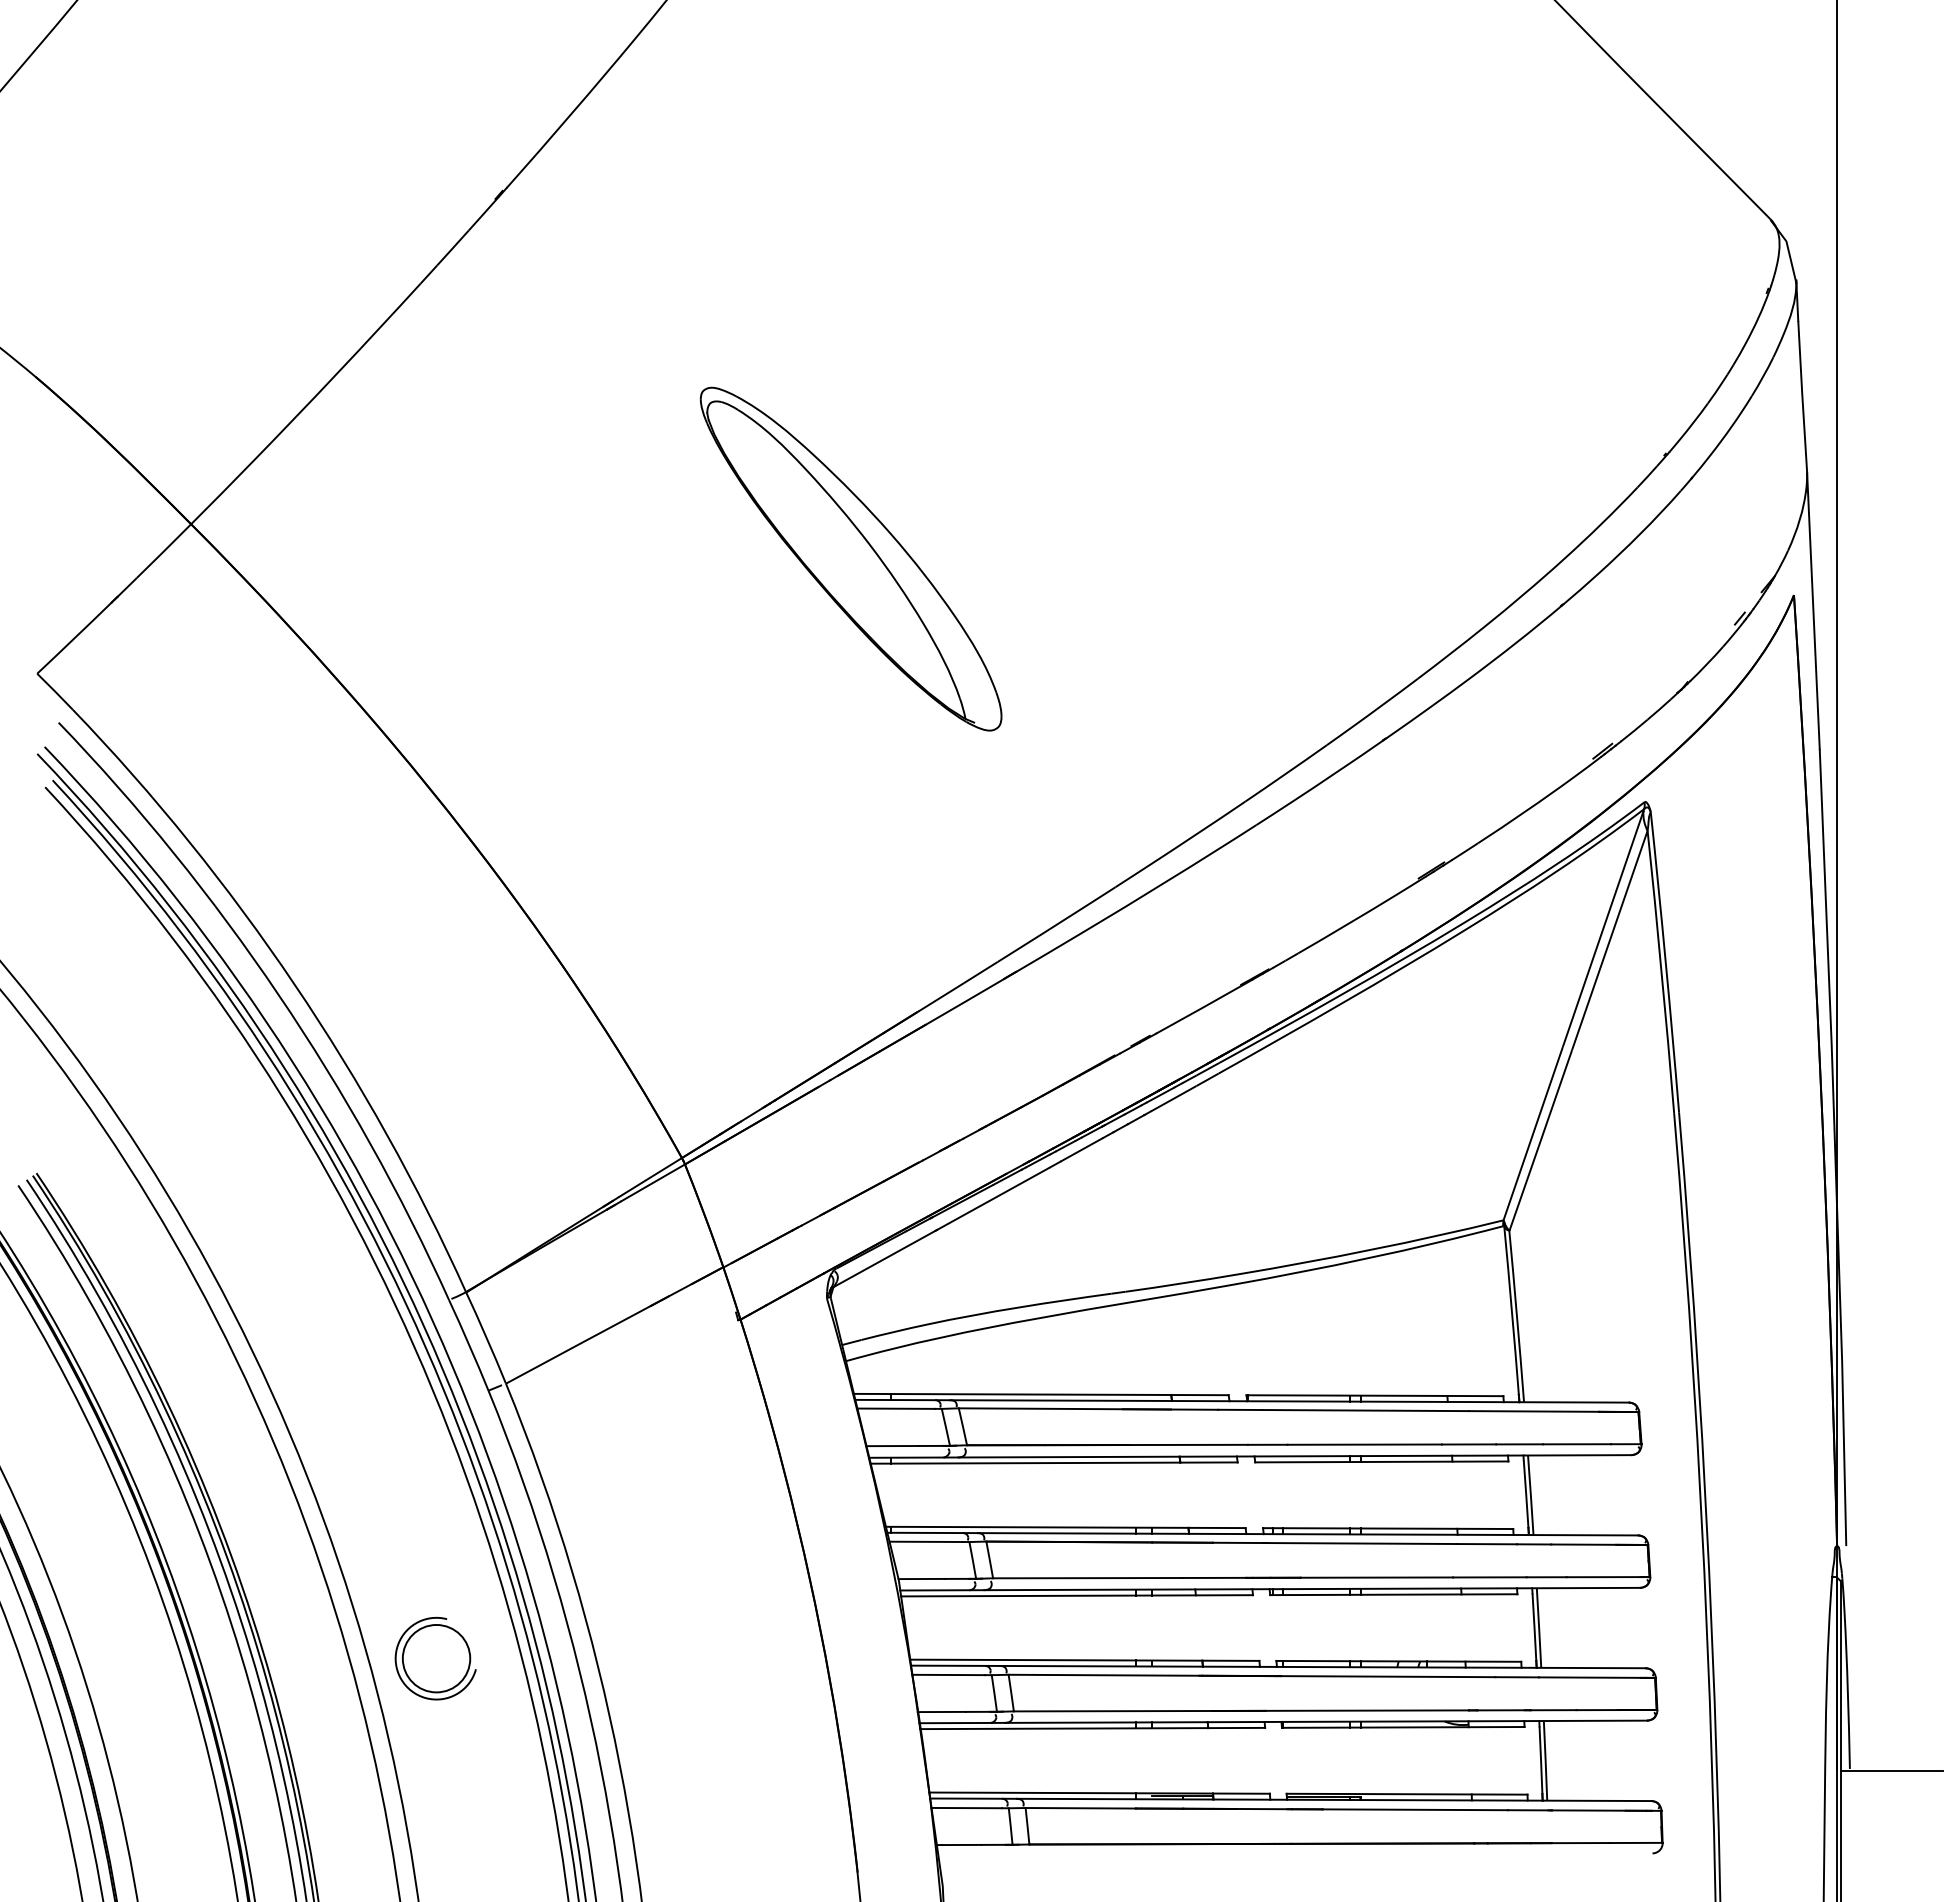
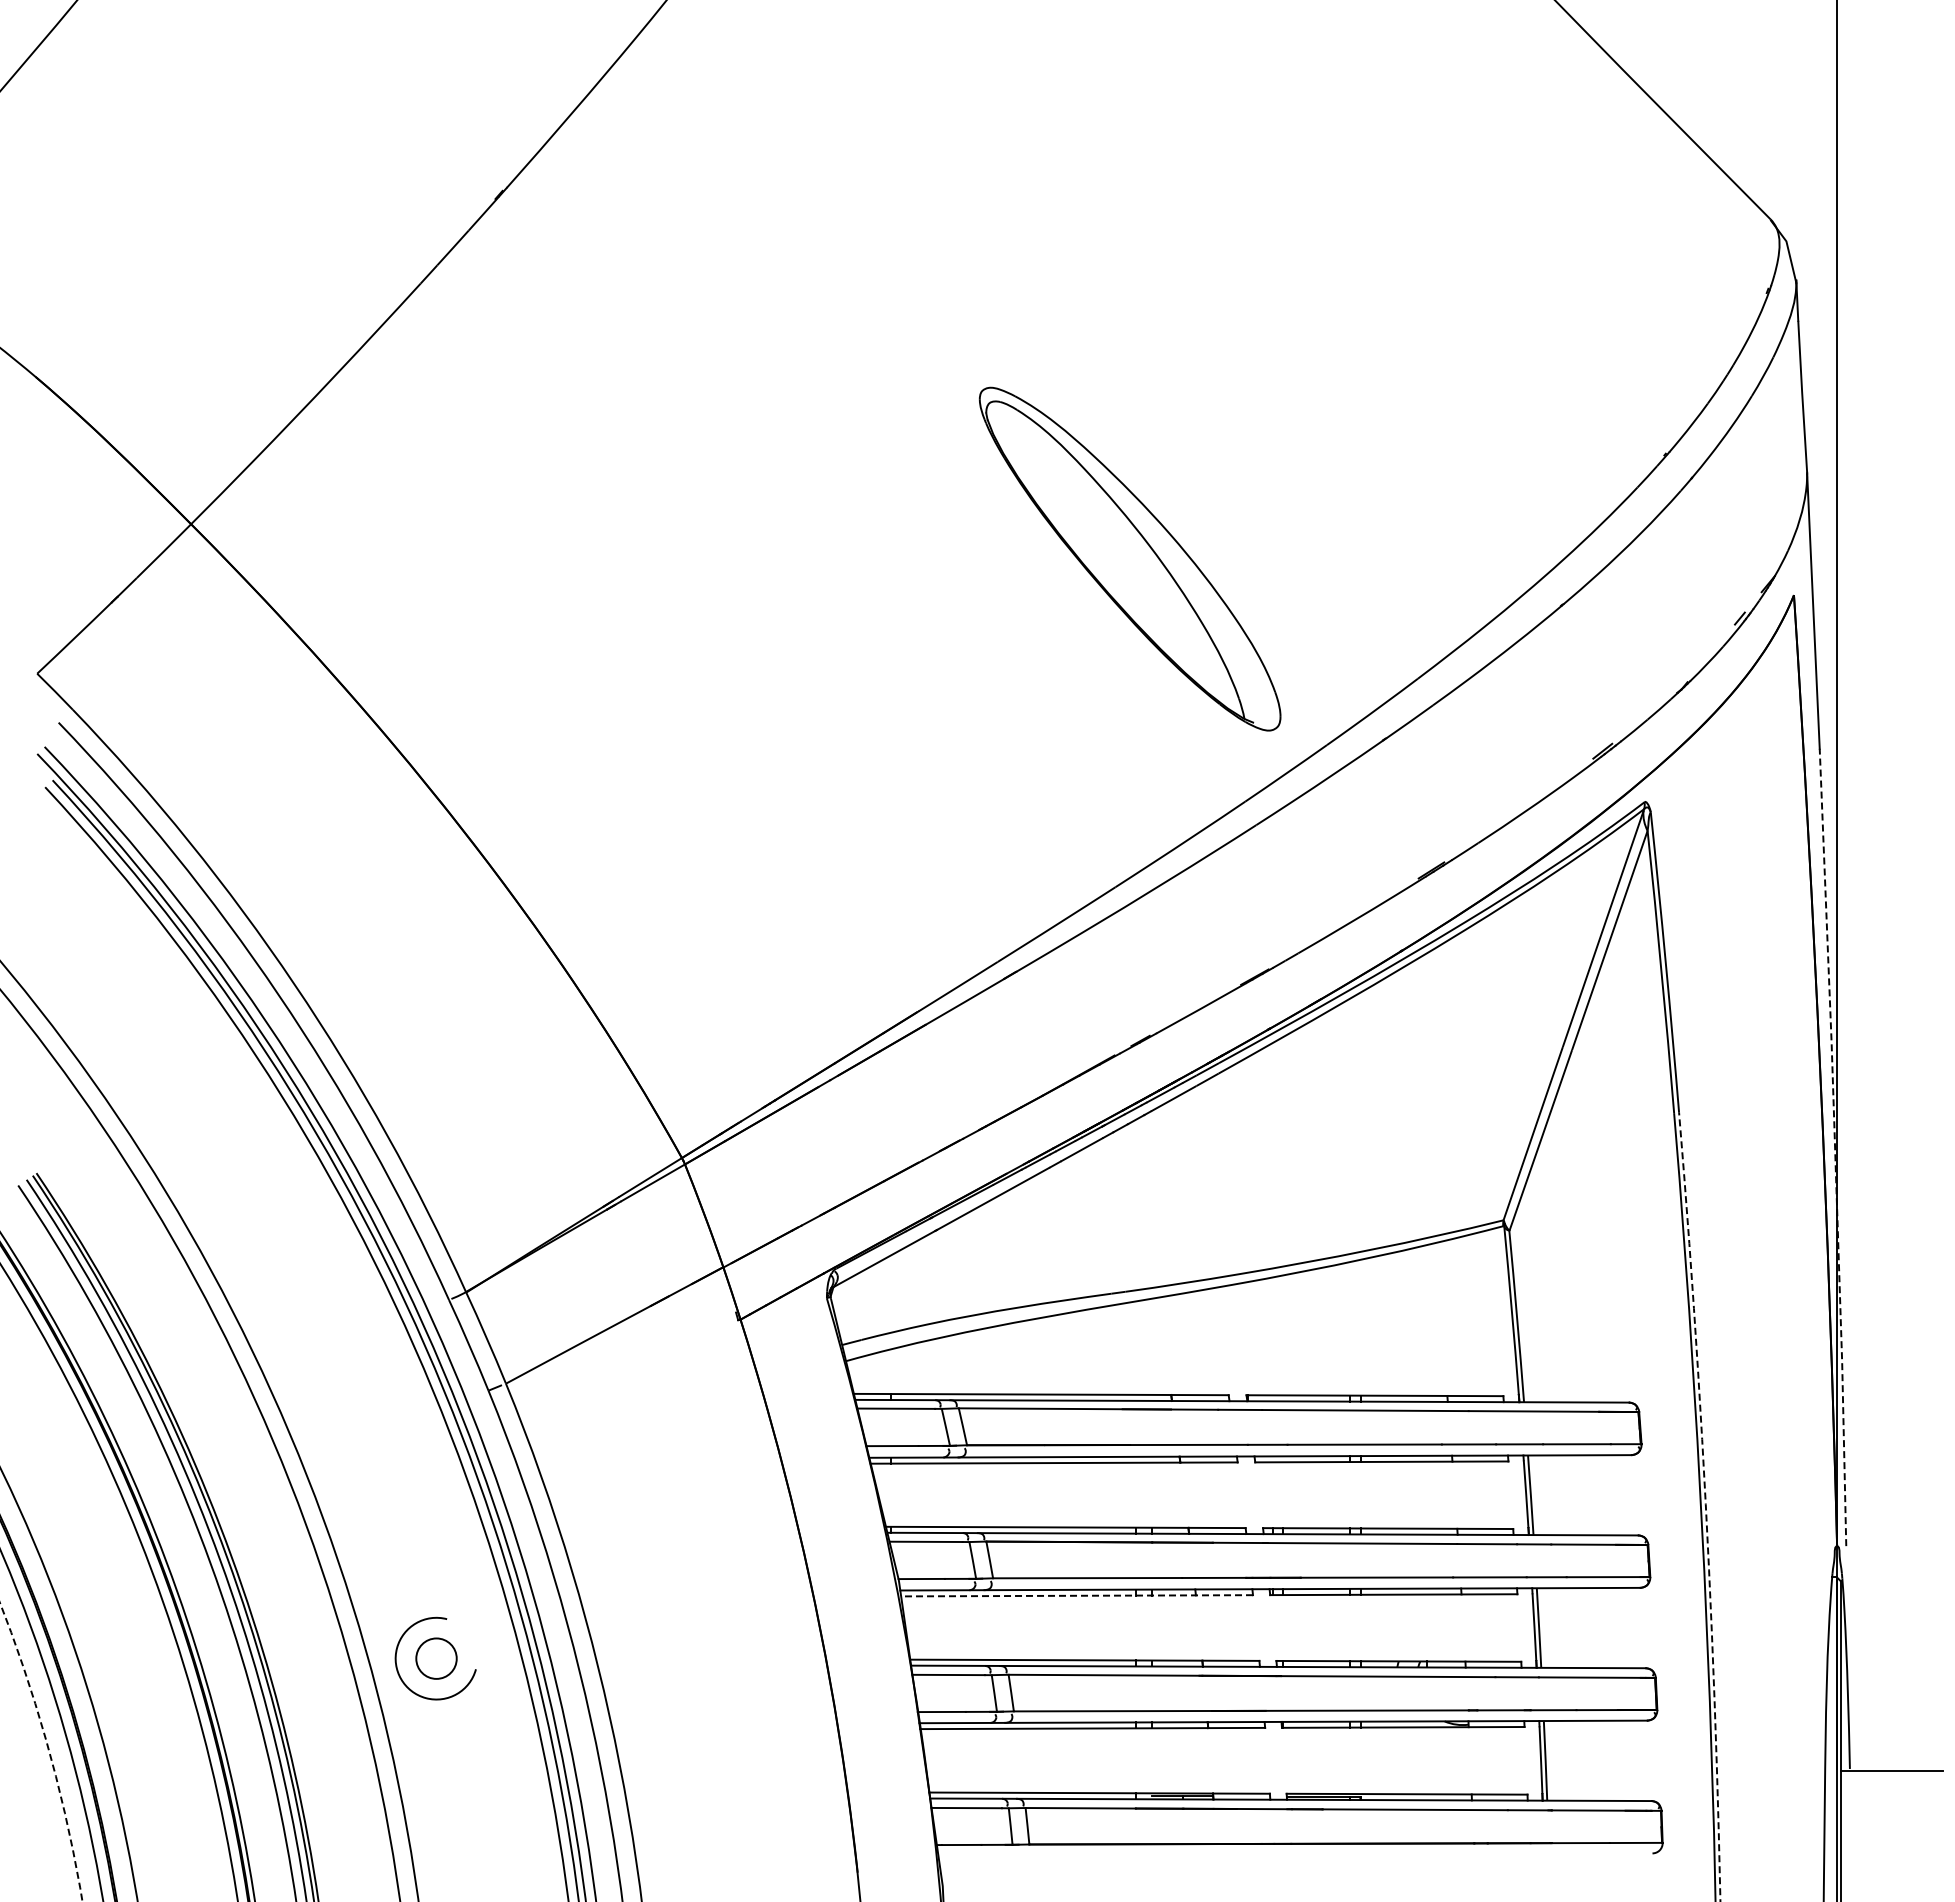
part position: (850, 558) -> (1129, 558) (1129, 558)
line: solid -> dashed (1835, 1147)
arc: solid -> dashed (1705, 1506)
line: solid -> dashed (1077, 1595)
circle diameter: 67 px -> 40 px (436, 1658)
circle: solid -> dashed (41, 1751)
